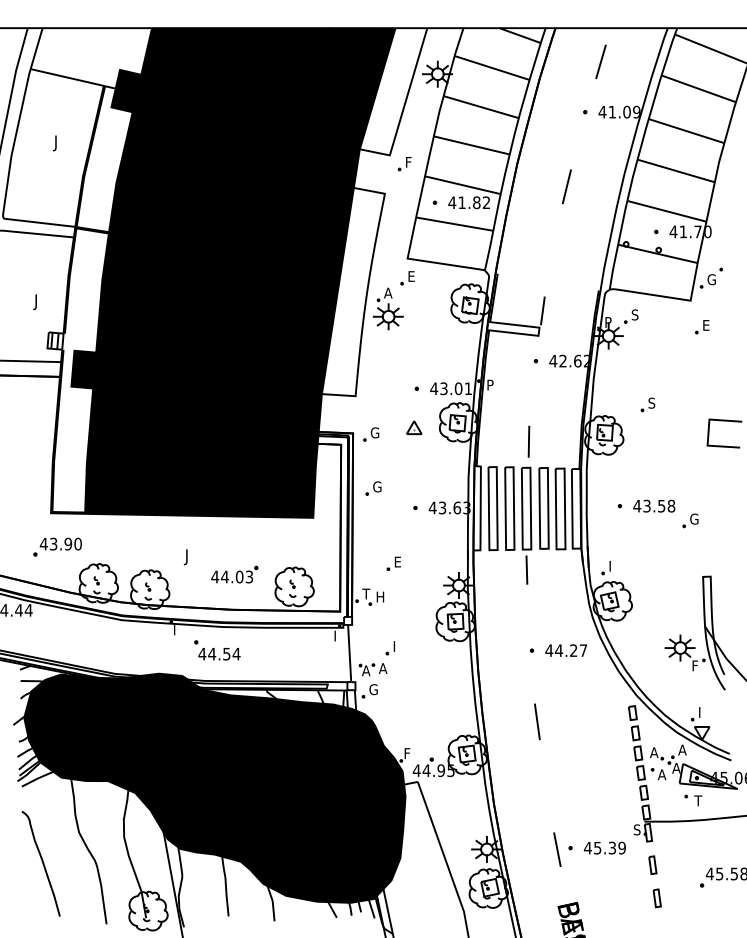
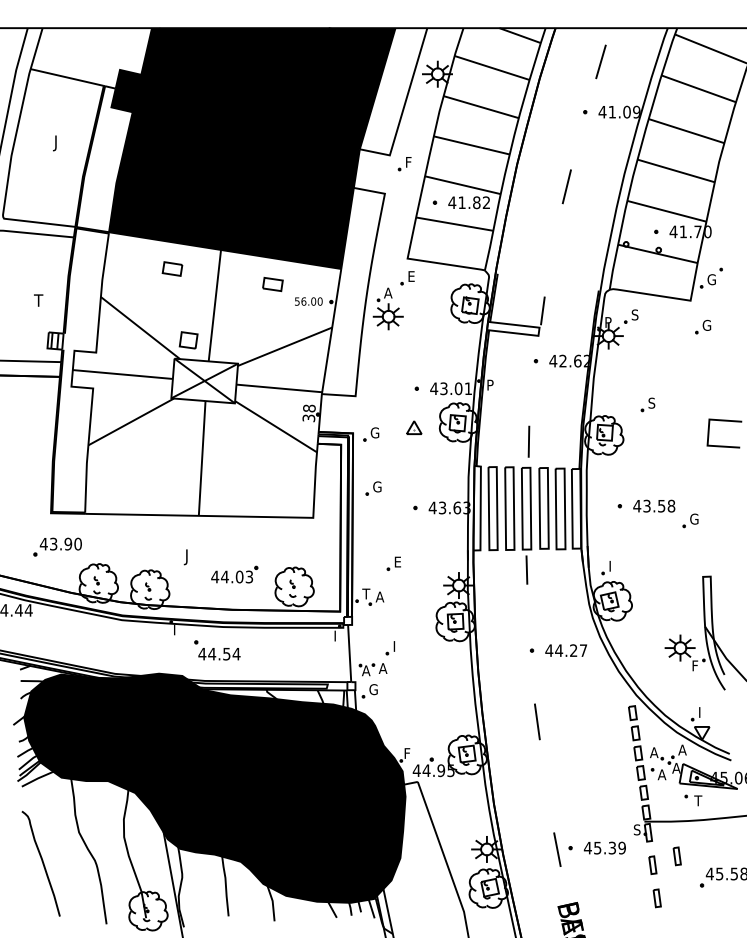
text: J -> T (38, 302)
text: E -> G (706, 324)
fill: present -> none (206, 374)
text: H -> A (379, 596)
part: none -> present (676, 856)
